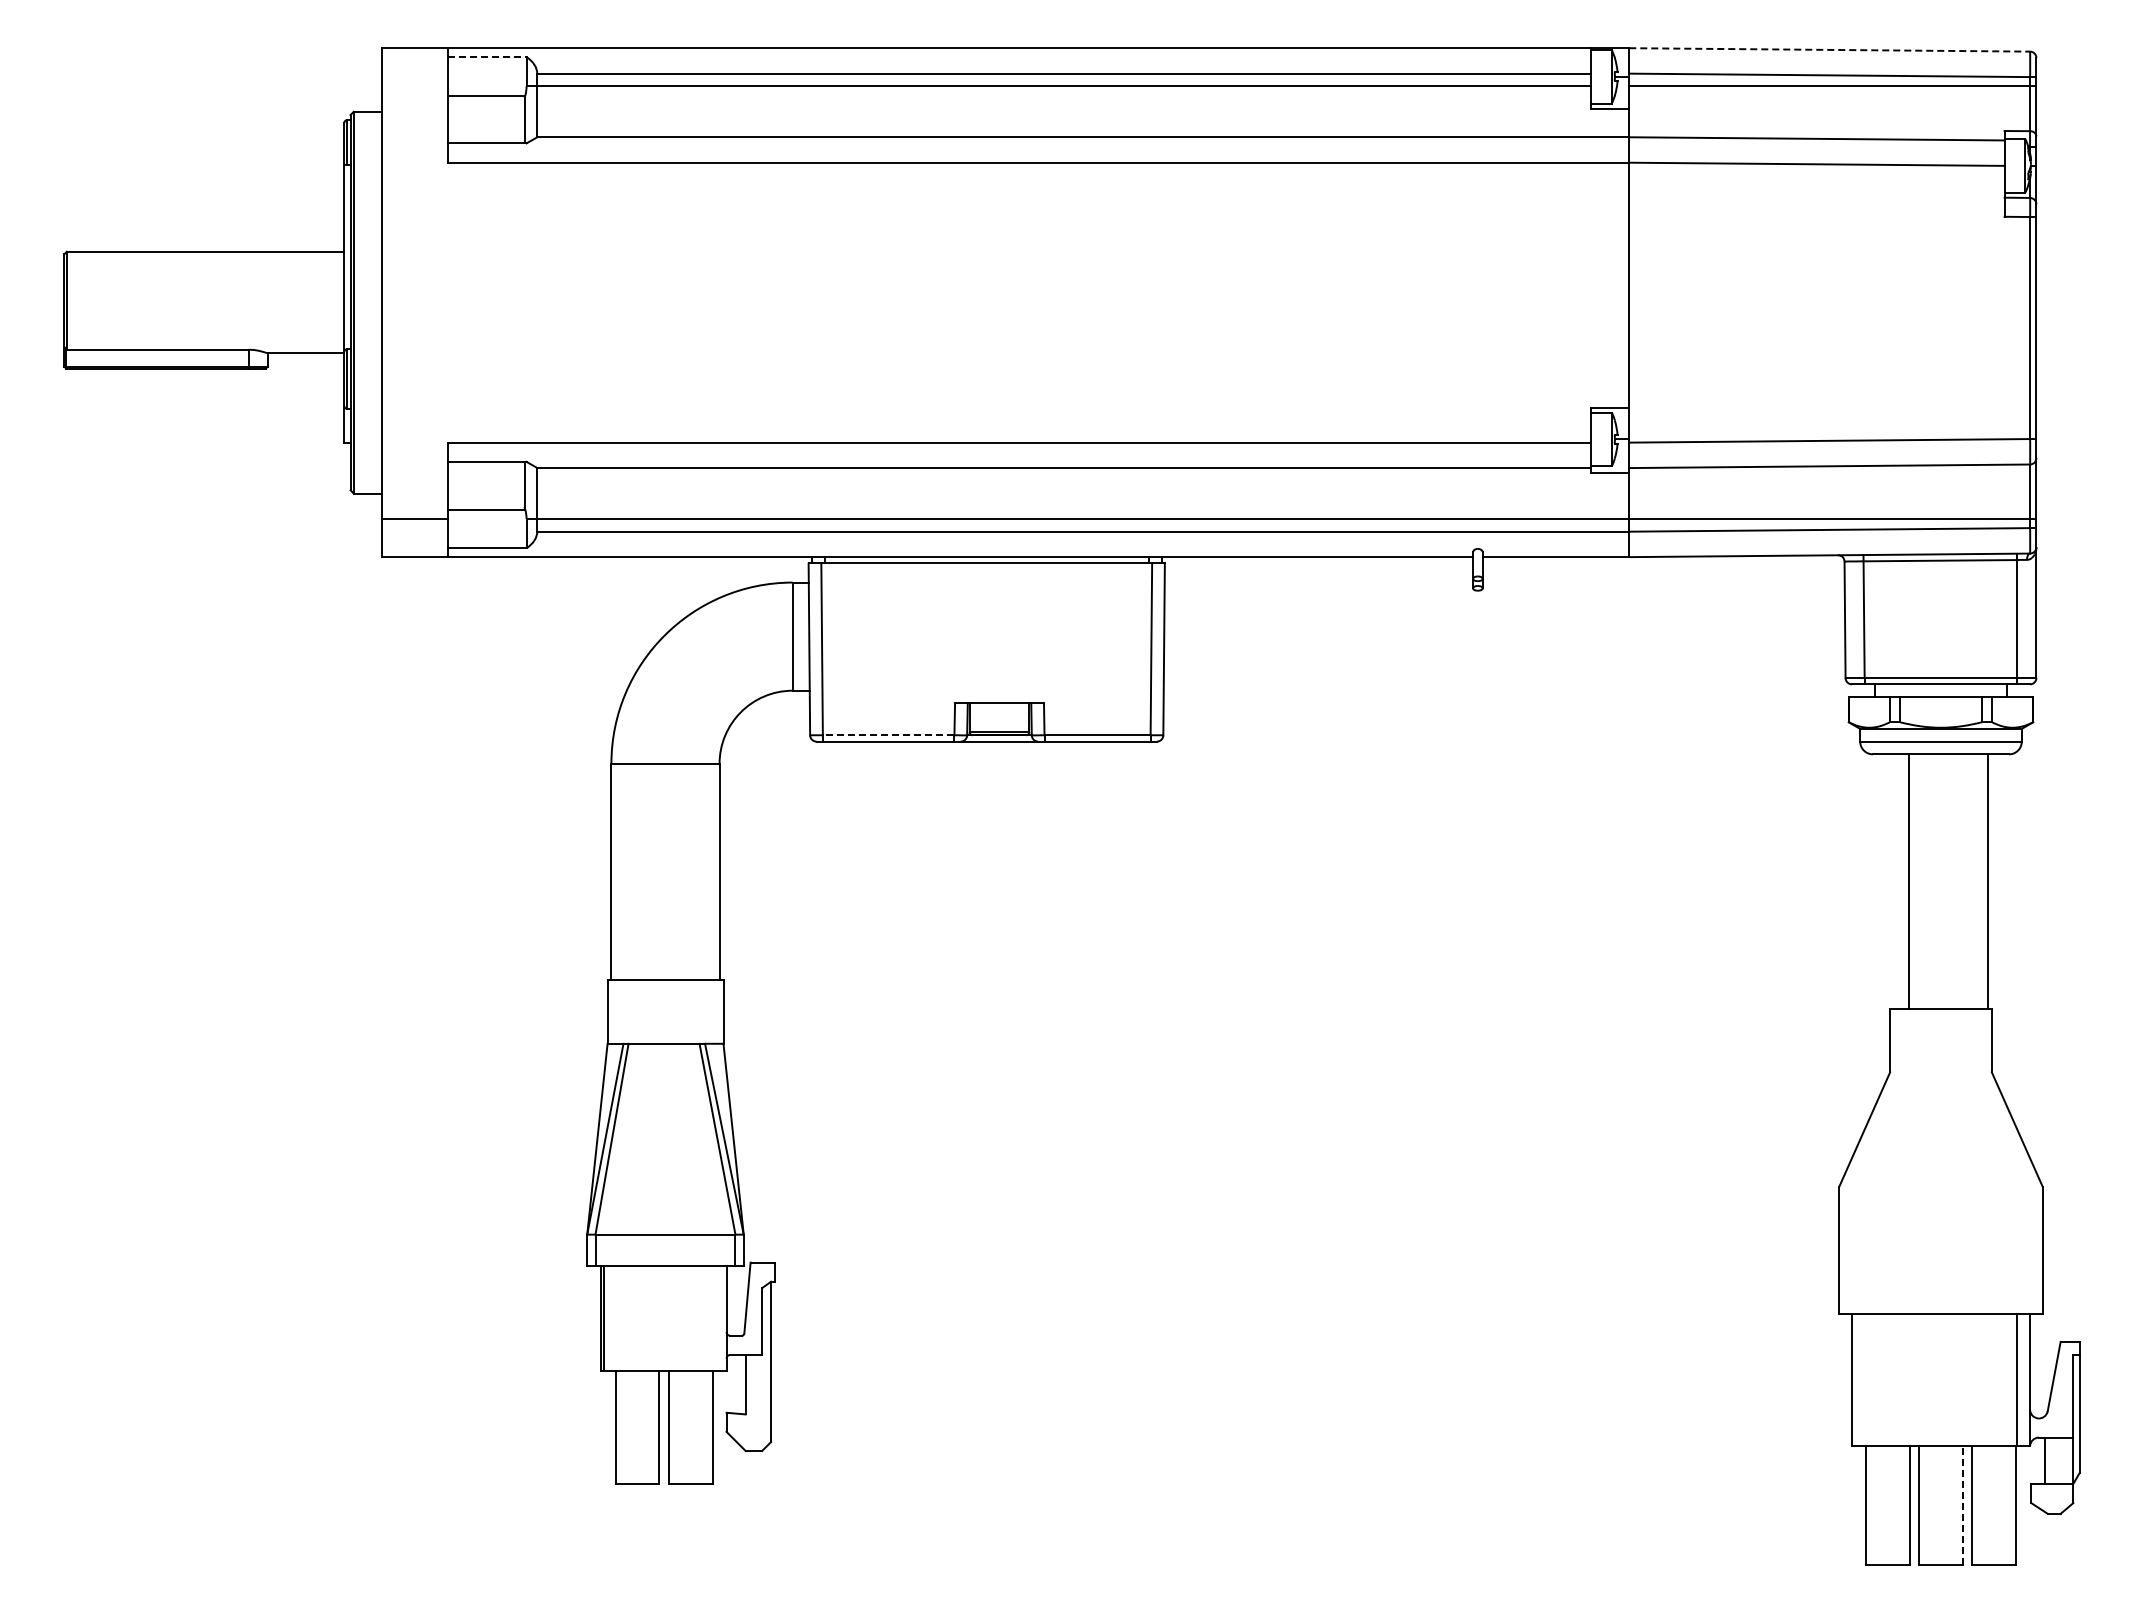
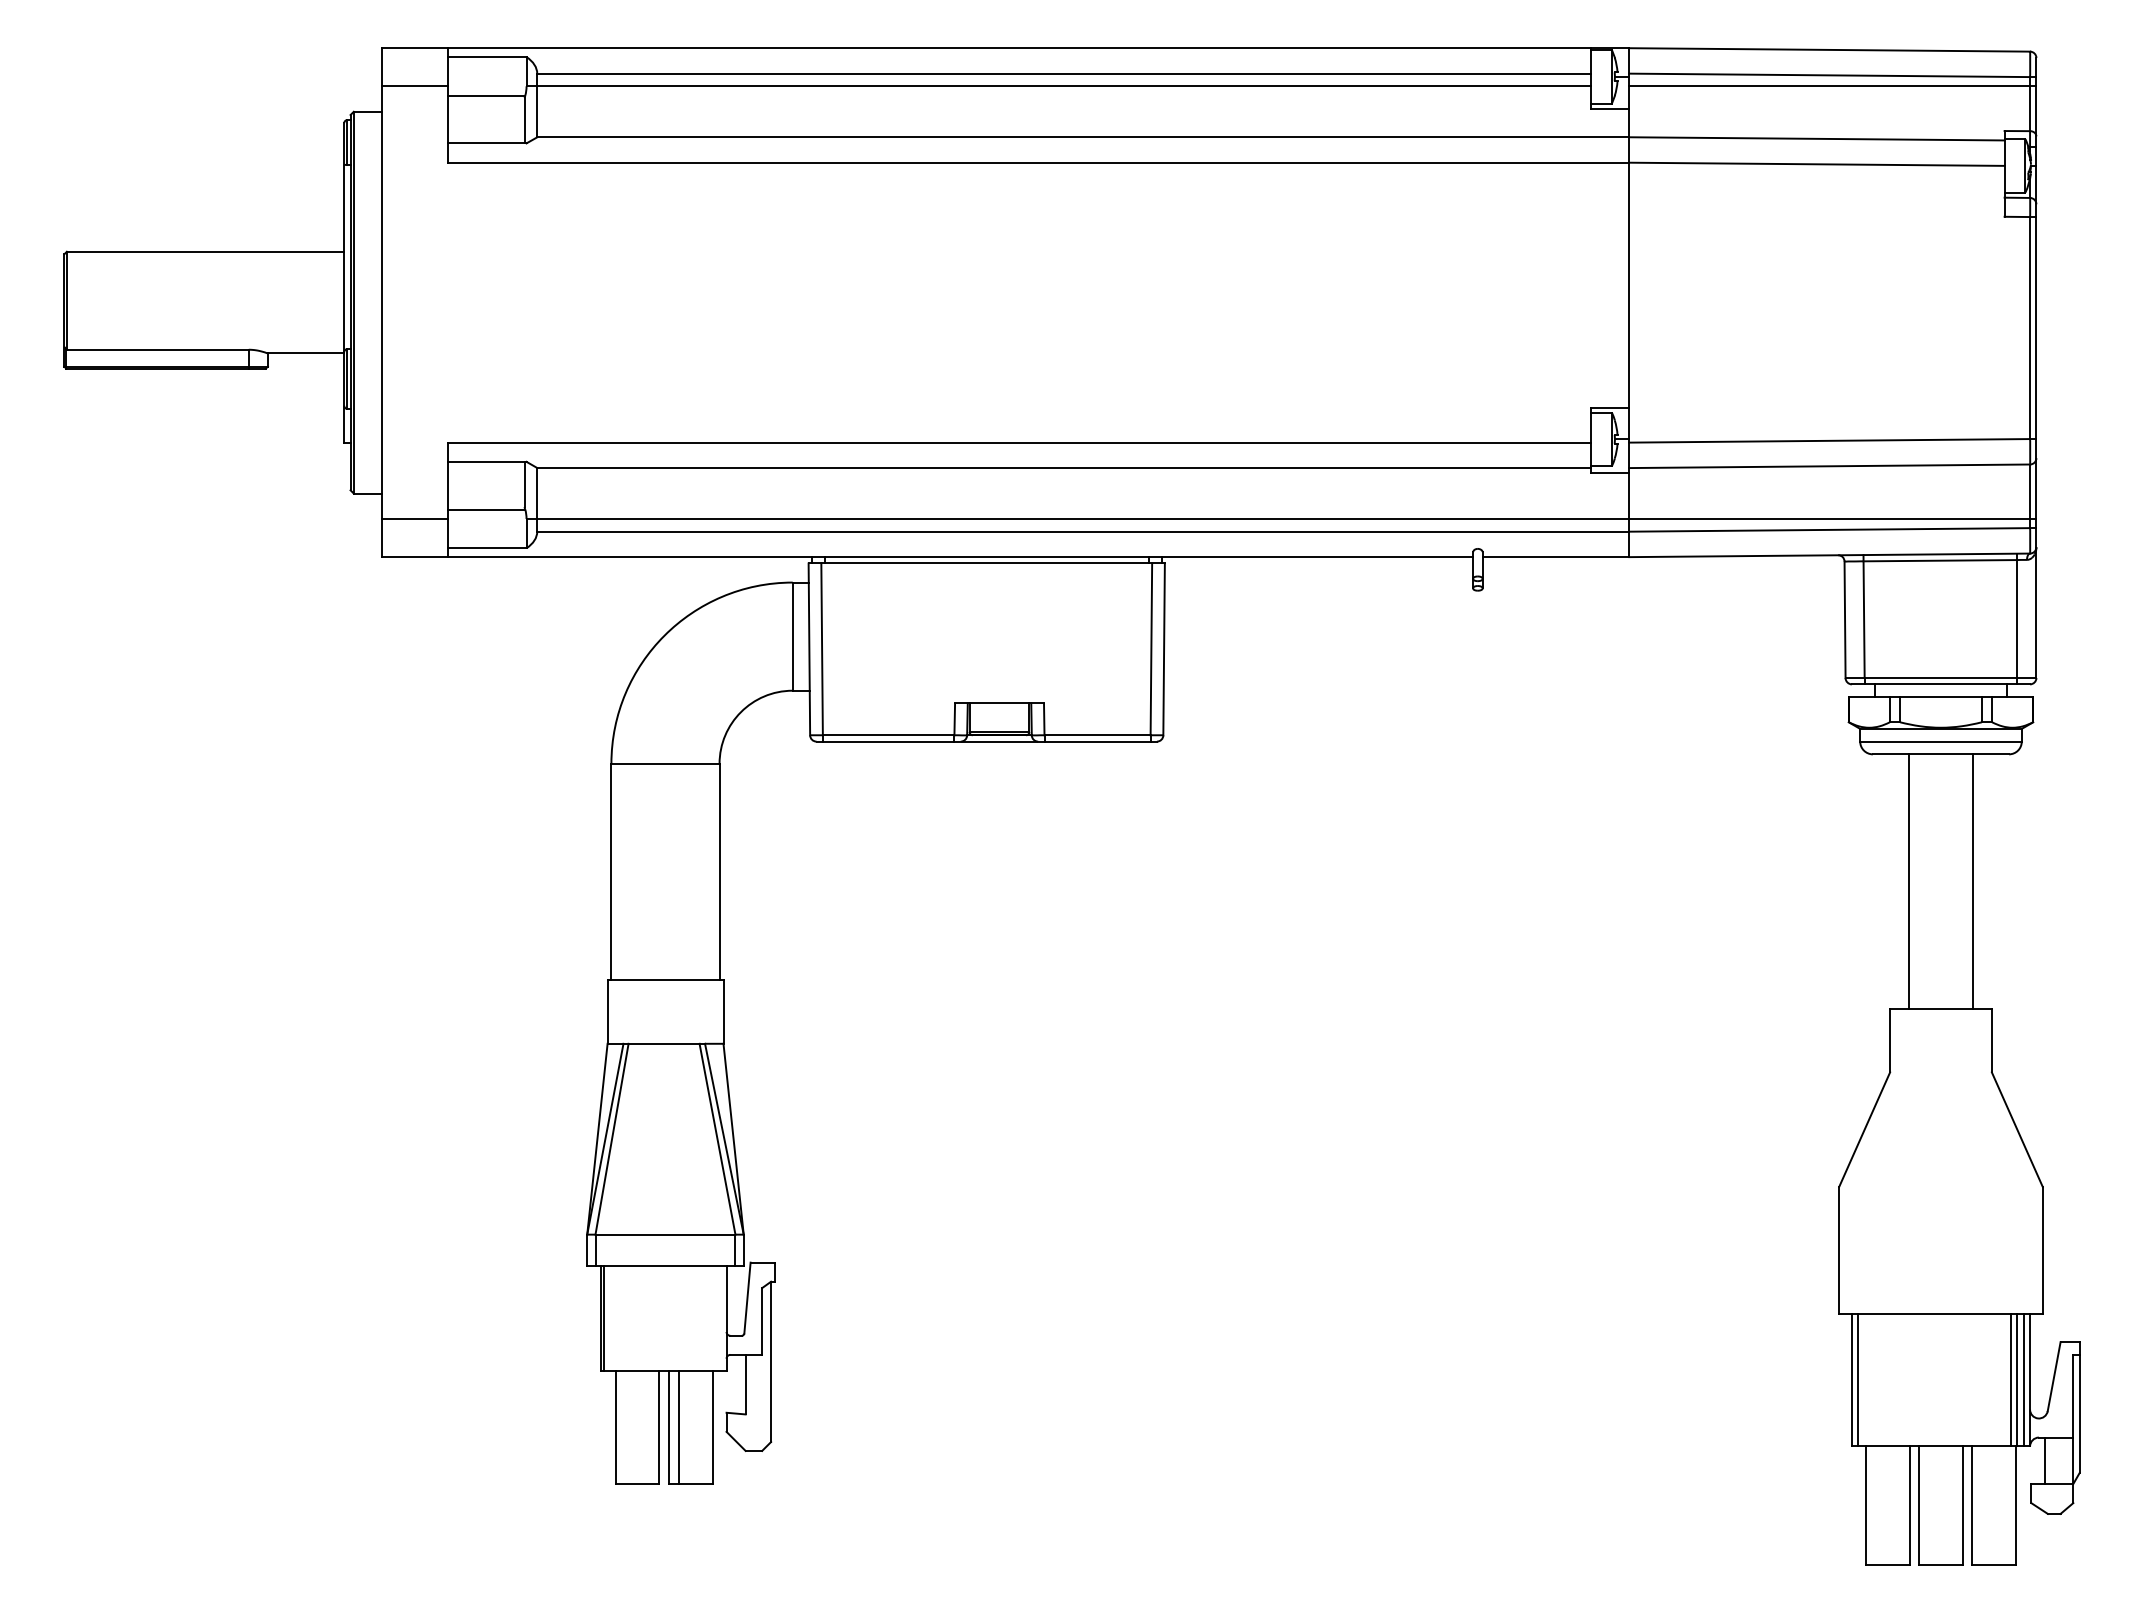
line: dashed -> solid (1830, 49)
line: dashed -> solid (487, 56)
line: none -> present (415, 86)
line: dashed -> solid (888, 735)
line position: (1987, 881) -> (1972, 881) (1972, 881)
line: none -> present (1858, 1380)
line: none -> present (2010, 1380)
line: none -> present (2023, 1380)
line: none -> present (678, 1427)
line: dashed -> solid (1963, 1505)
